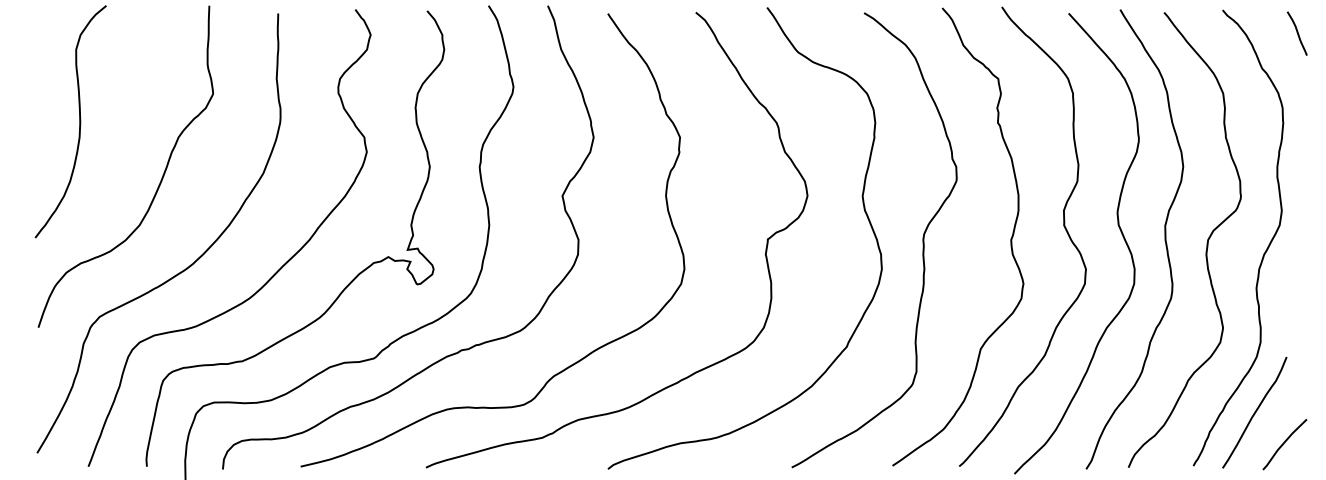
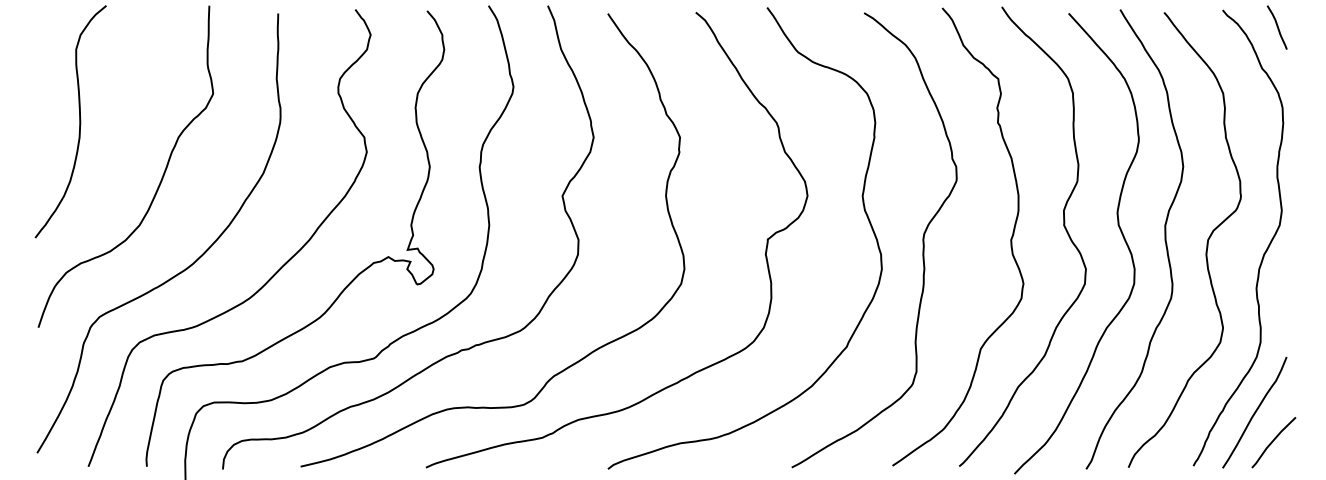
curve position: (1296, 32) -> (1276, 26) (1276, 26)
line position: (1284, 444) -> (1273, 442) (1273, 442)
